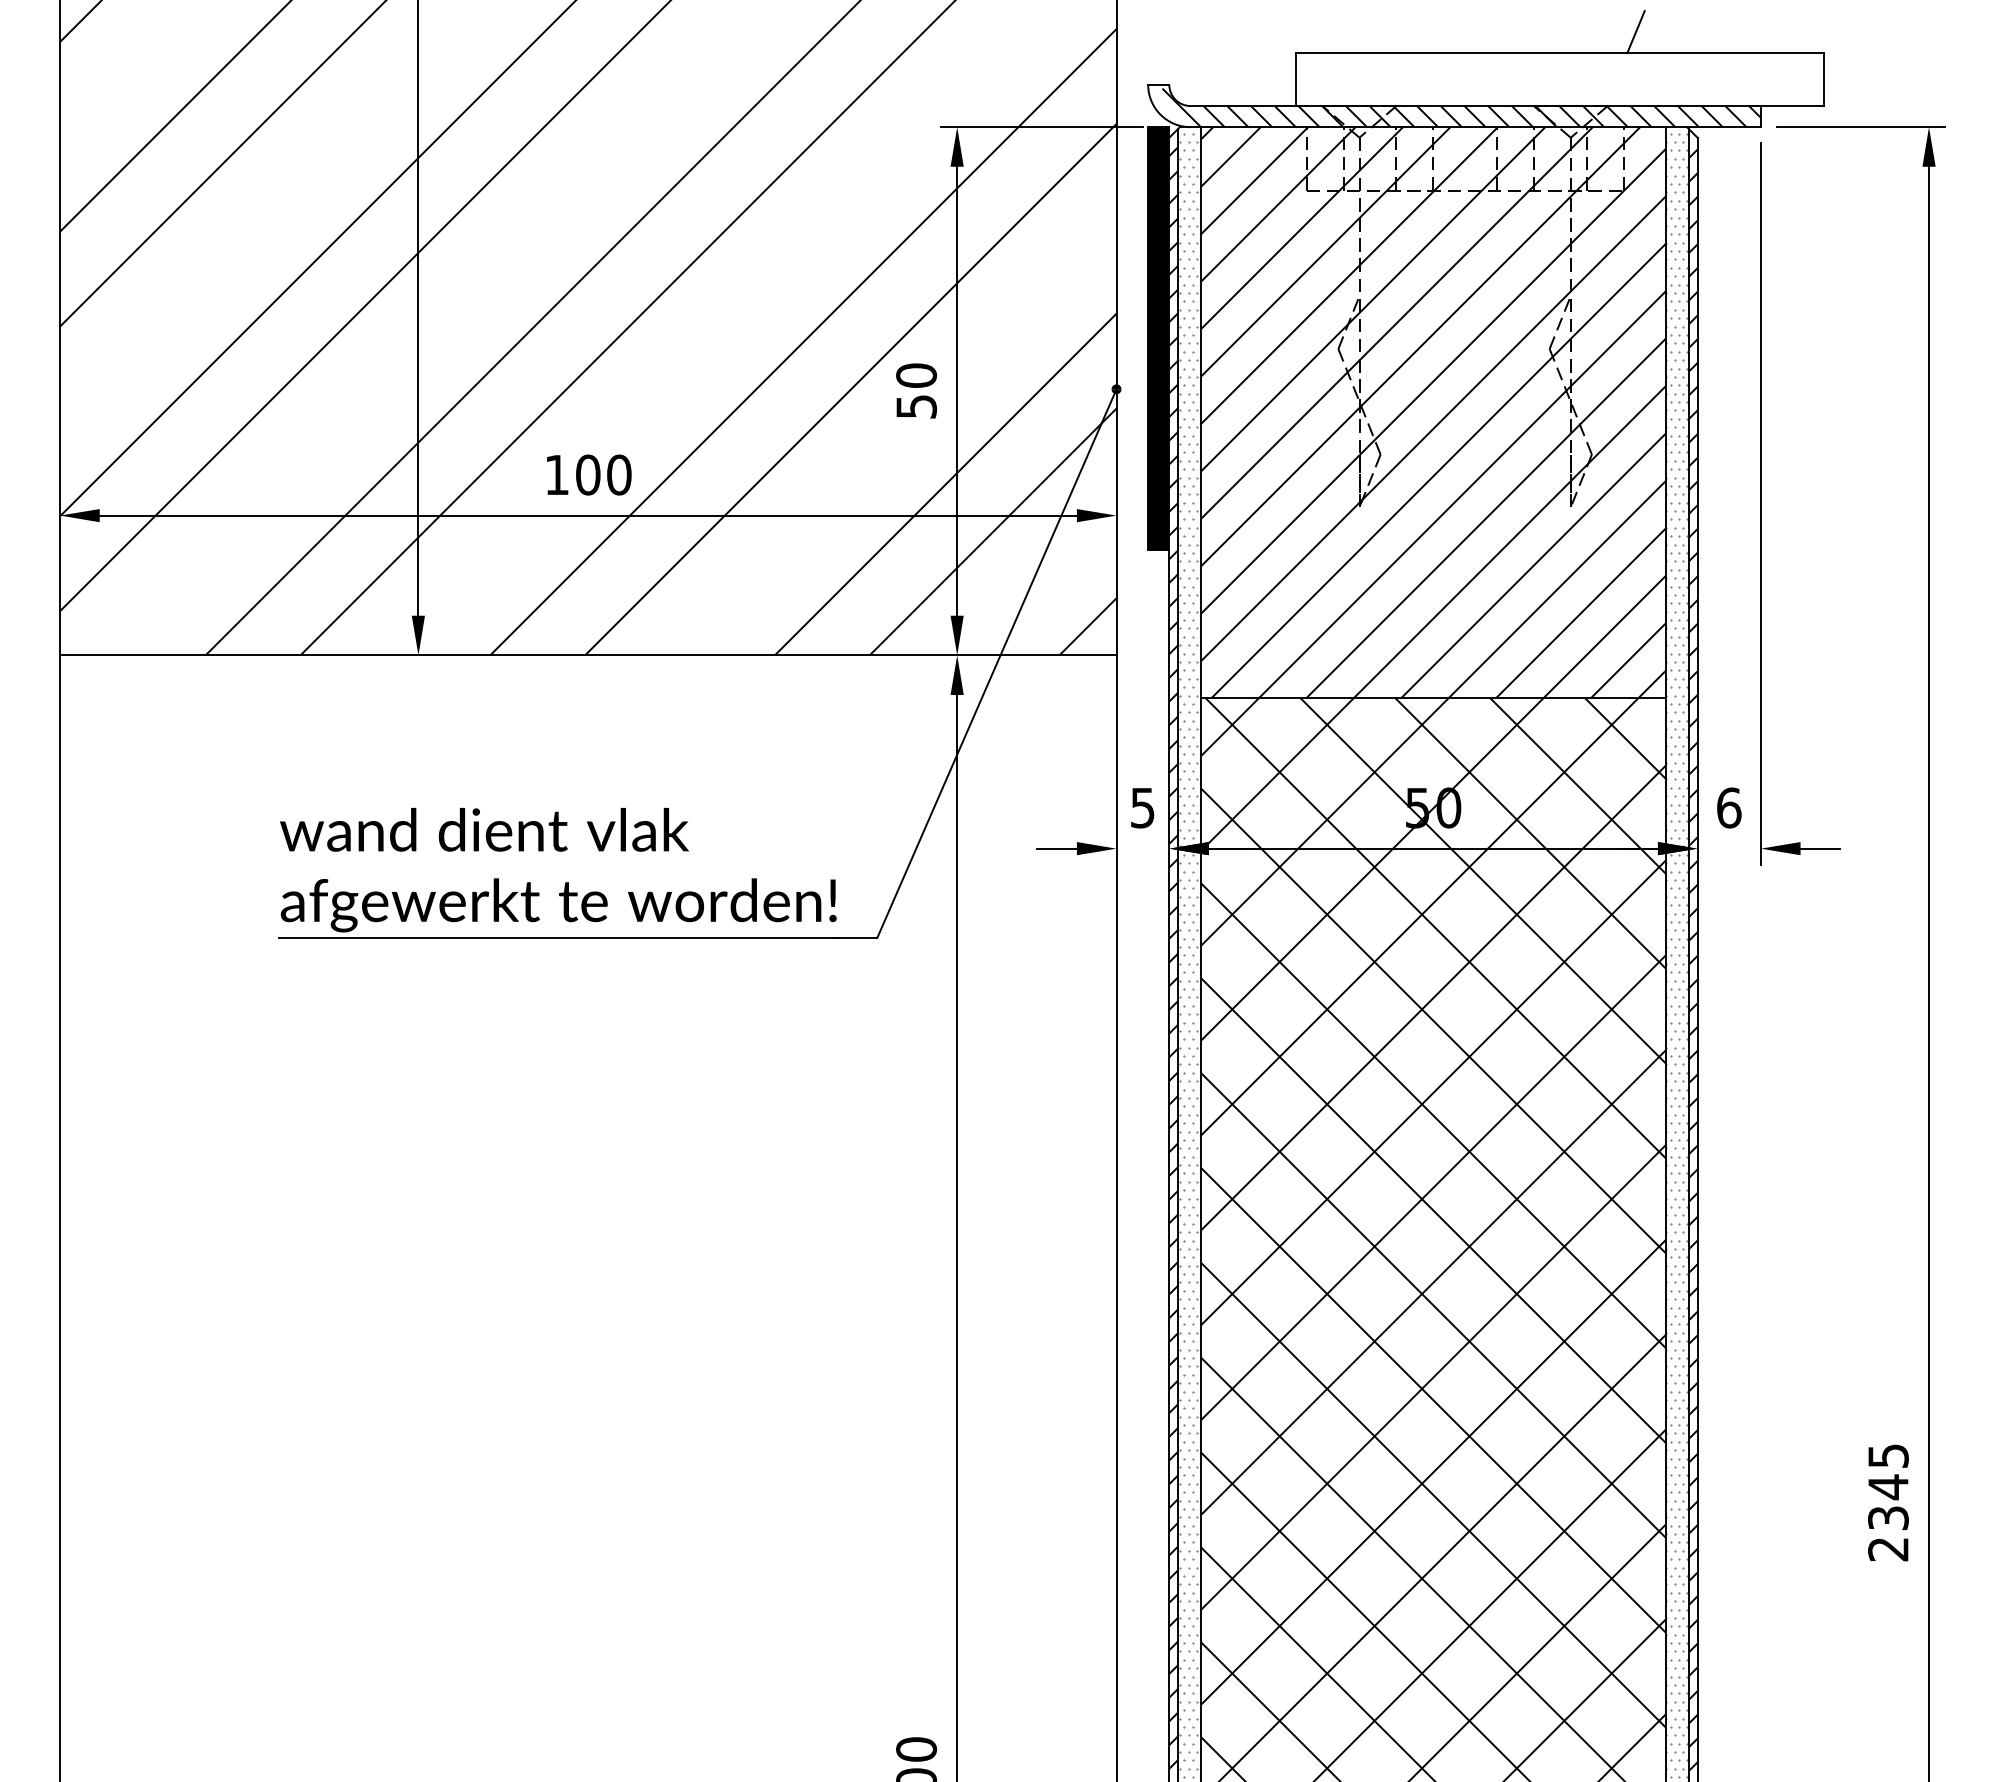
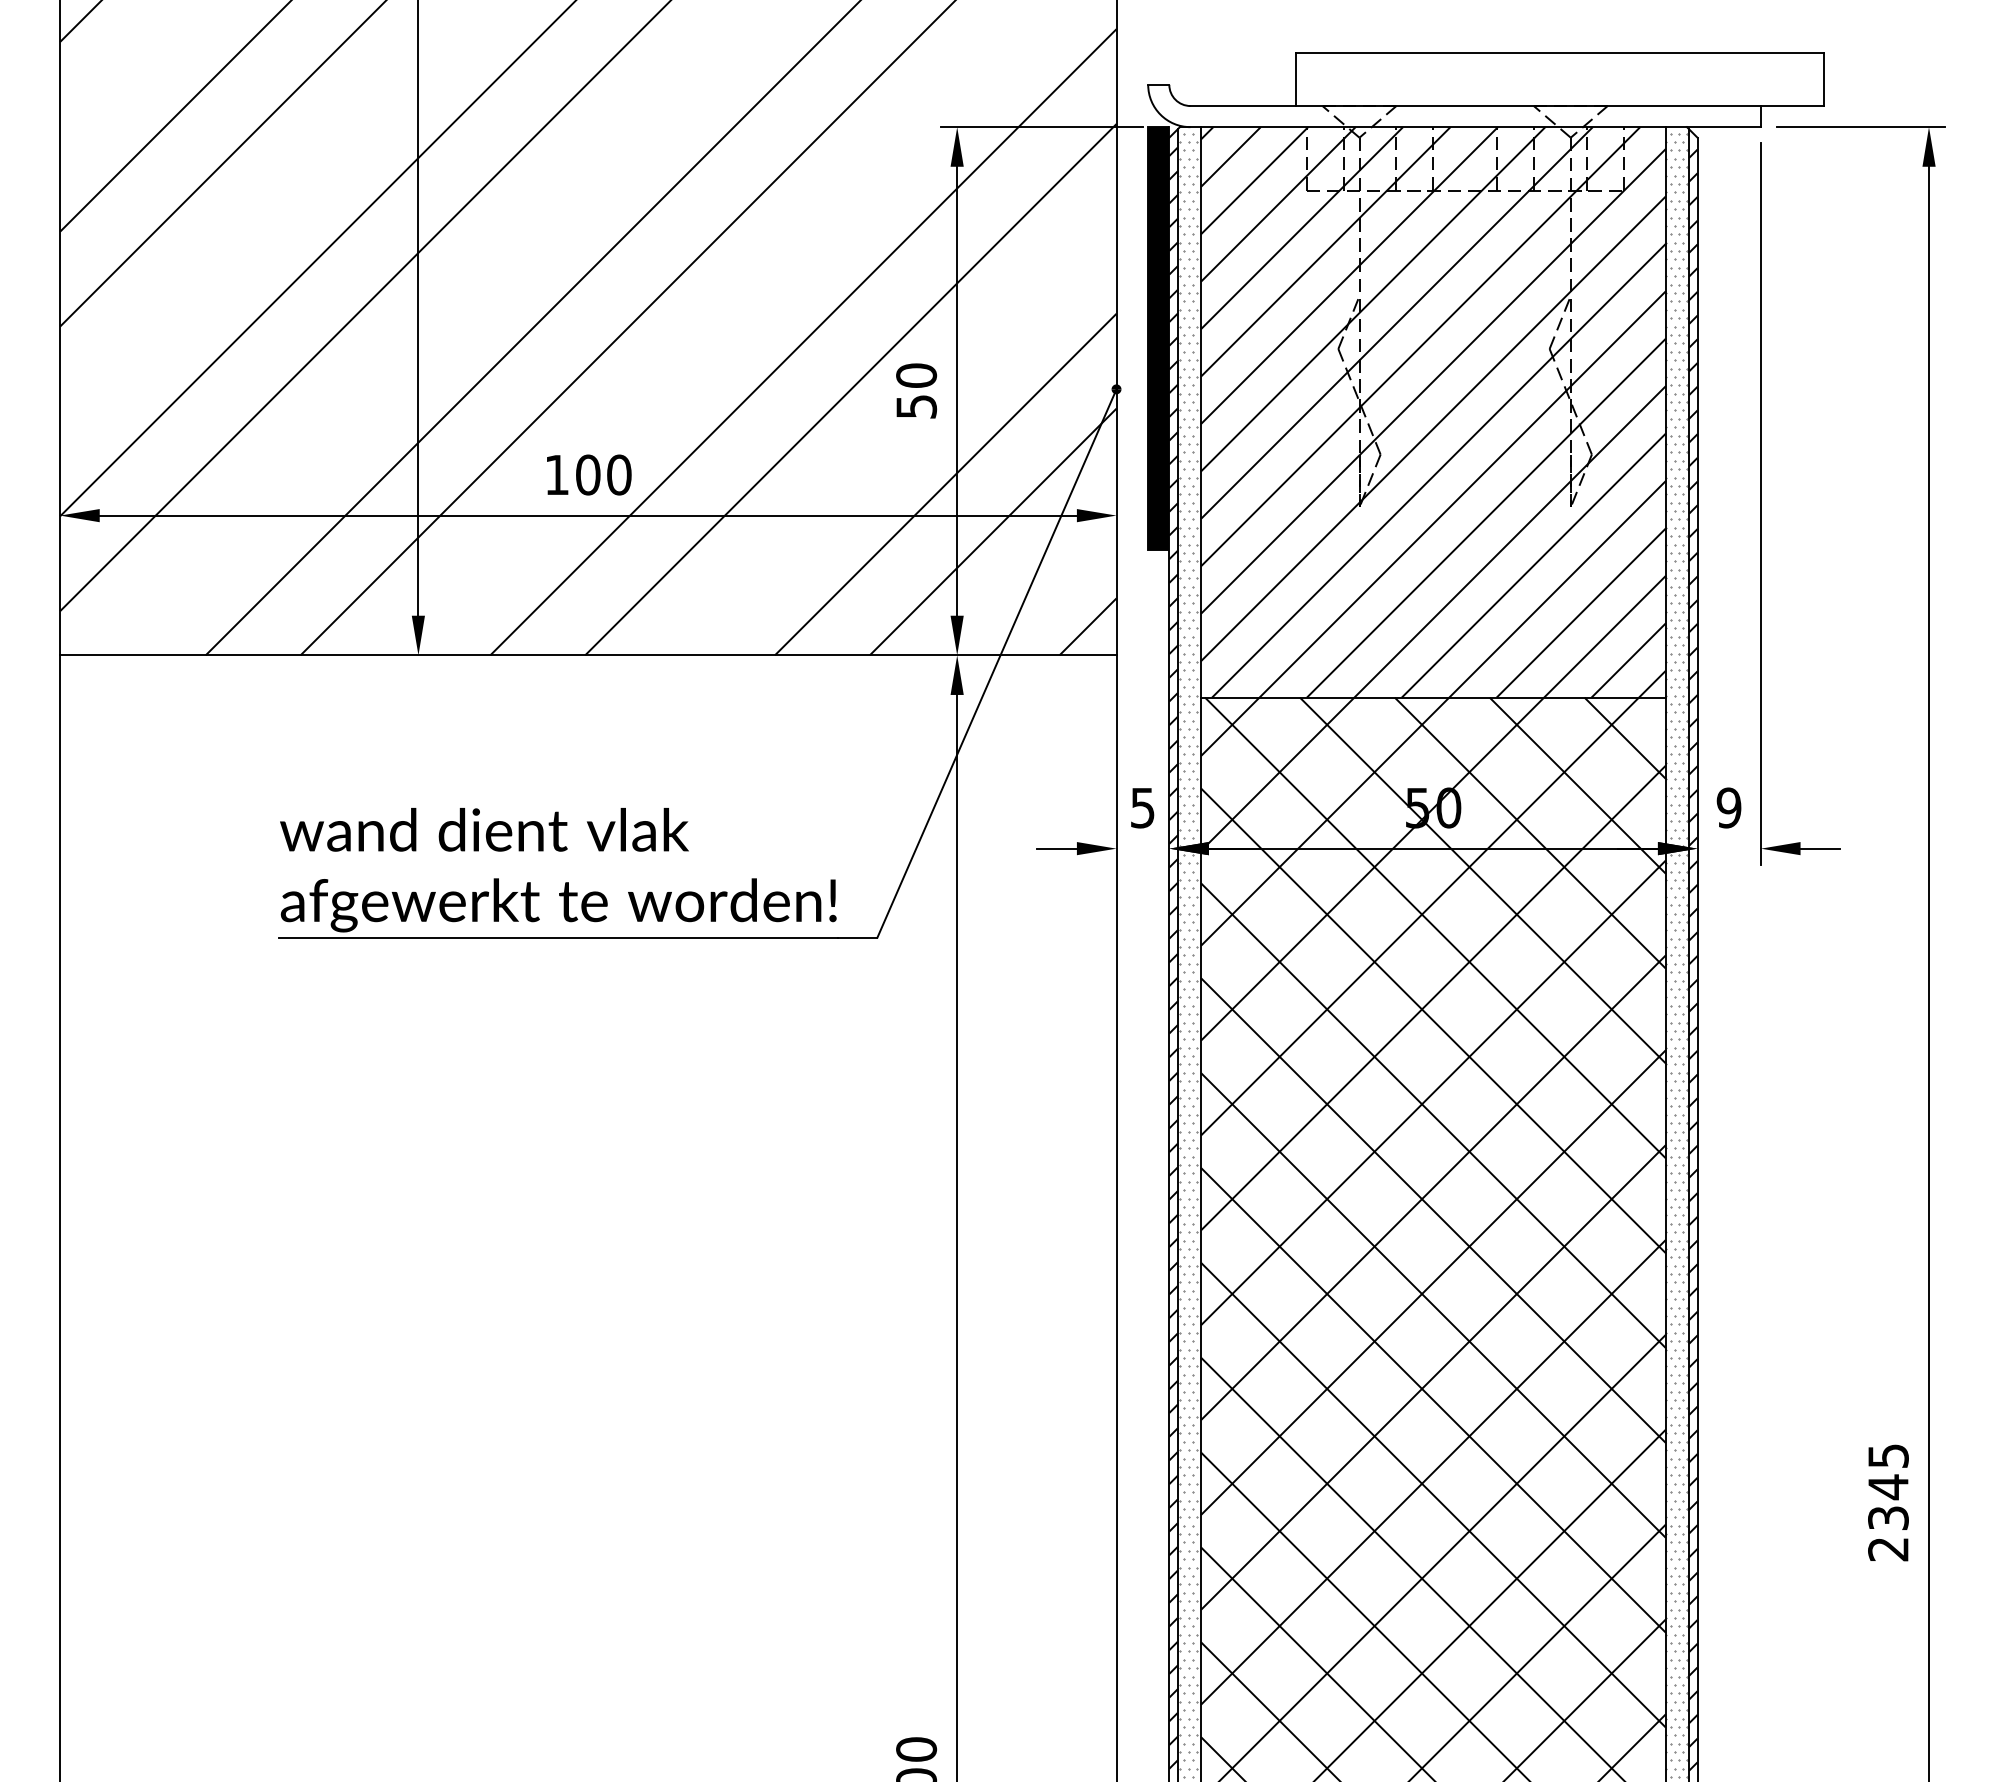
line: present -> none (1635, 32)
hatch: present -> none (1461, 107)
text: 6 -> 9 (1728, 807)
